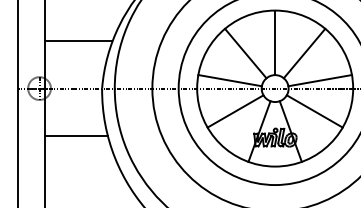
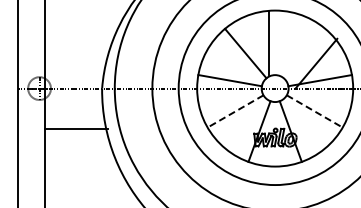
line: present -> none (78, 41)
line position: (275, 42) -> (269, 42) (269, 42)
line position: (304, 53) -> (316, 63) (316, 63)
line: solid -> dashed (235, 111)
line: solid -> dashed (315, 111)
line position: (76, 135) -> (76, 128) (76, 128)
